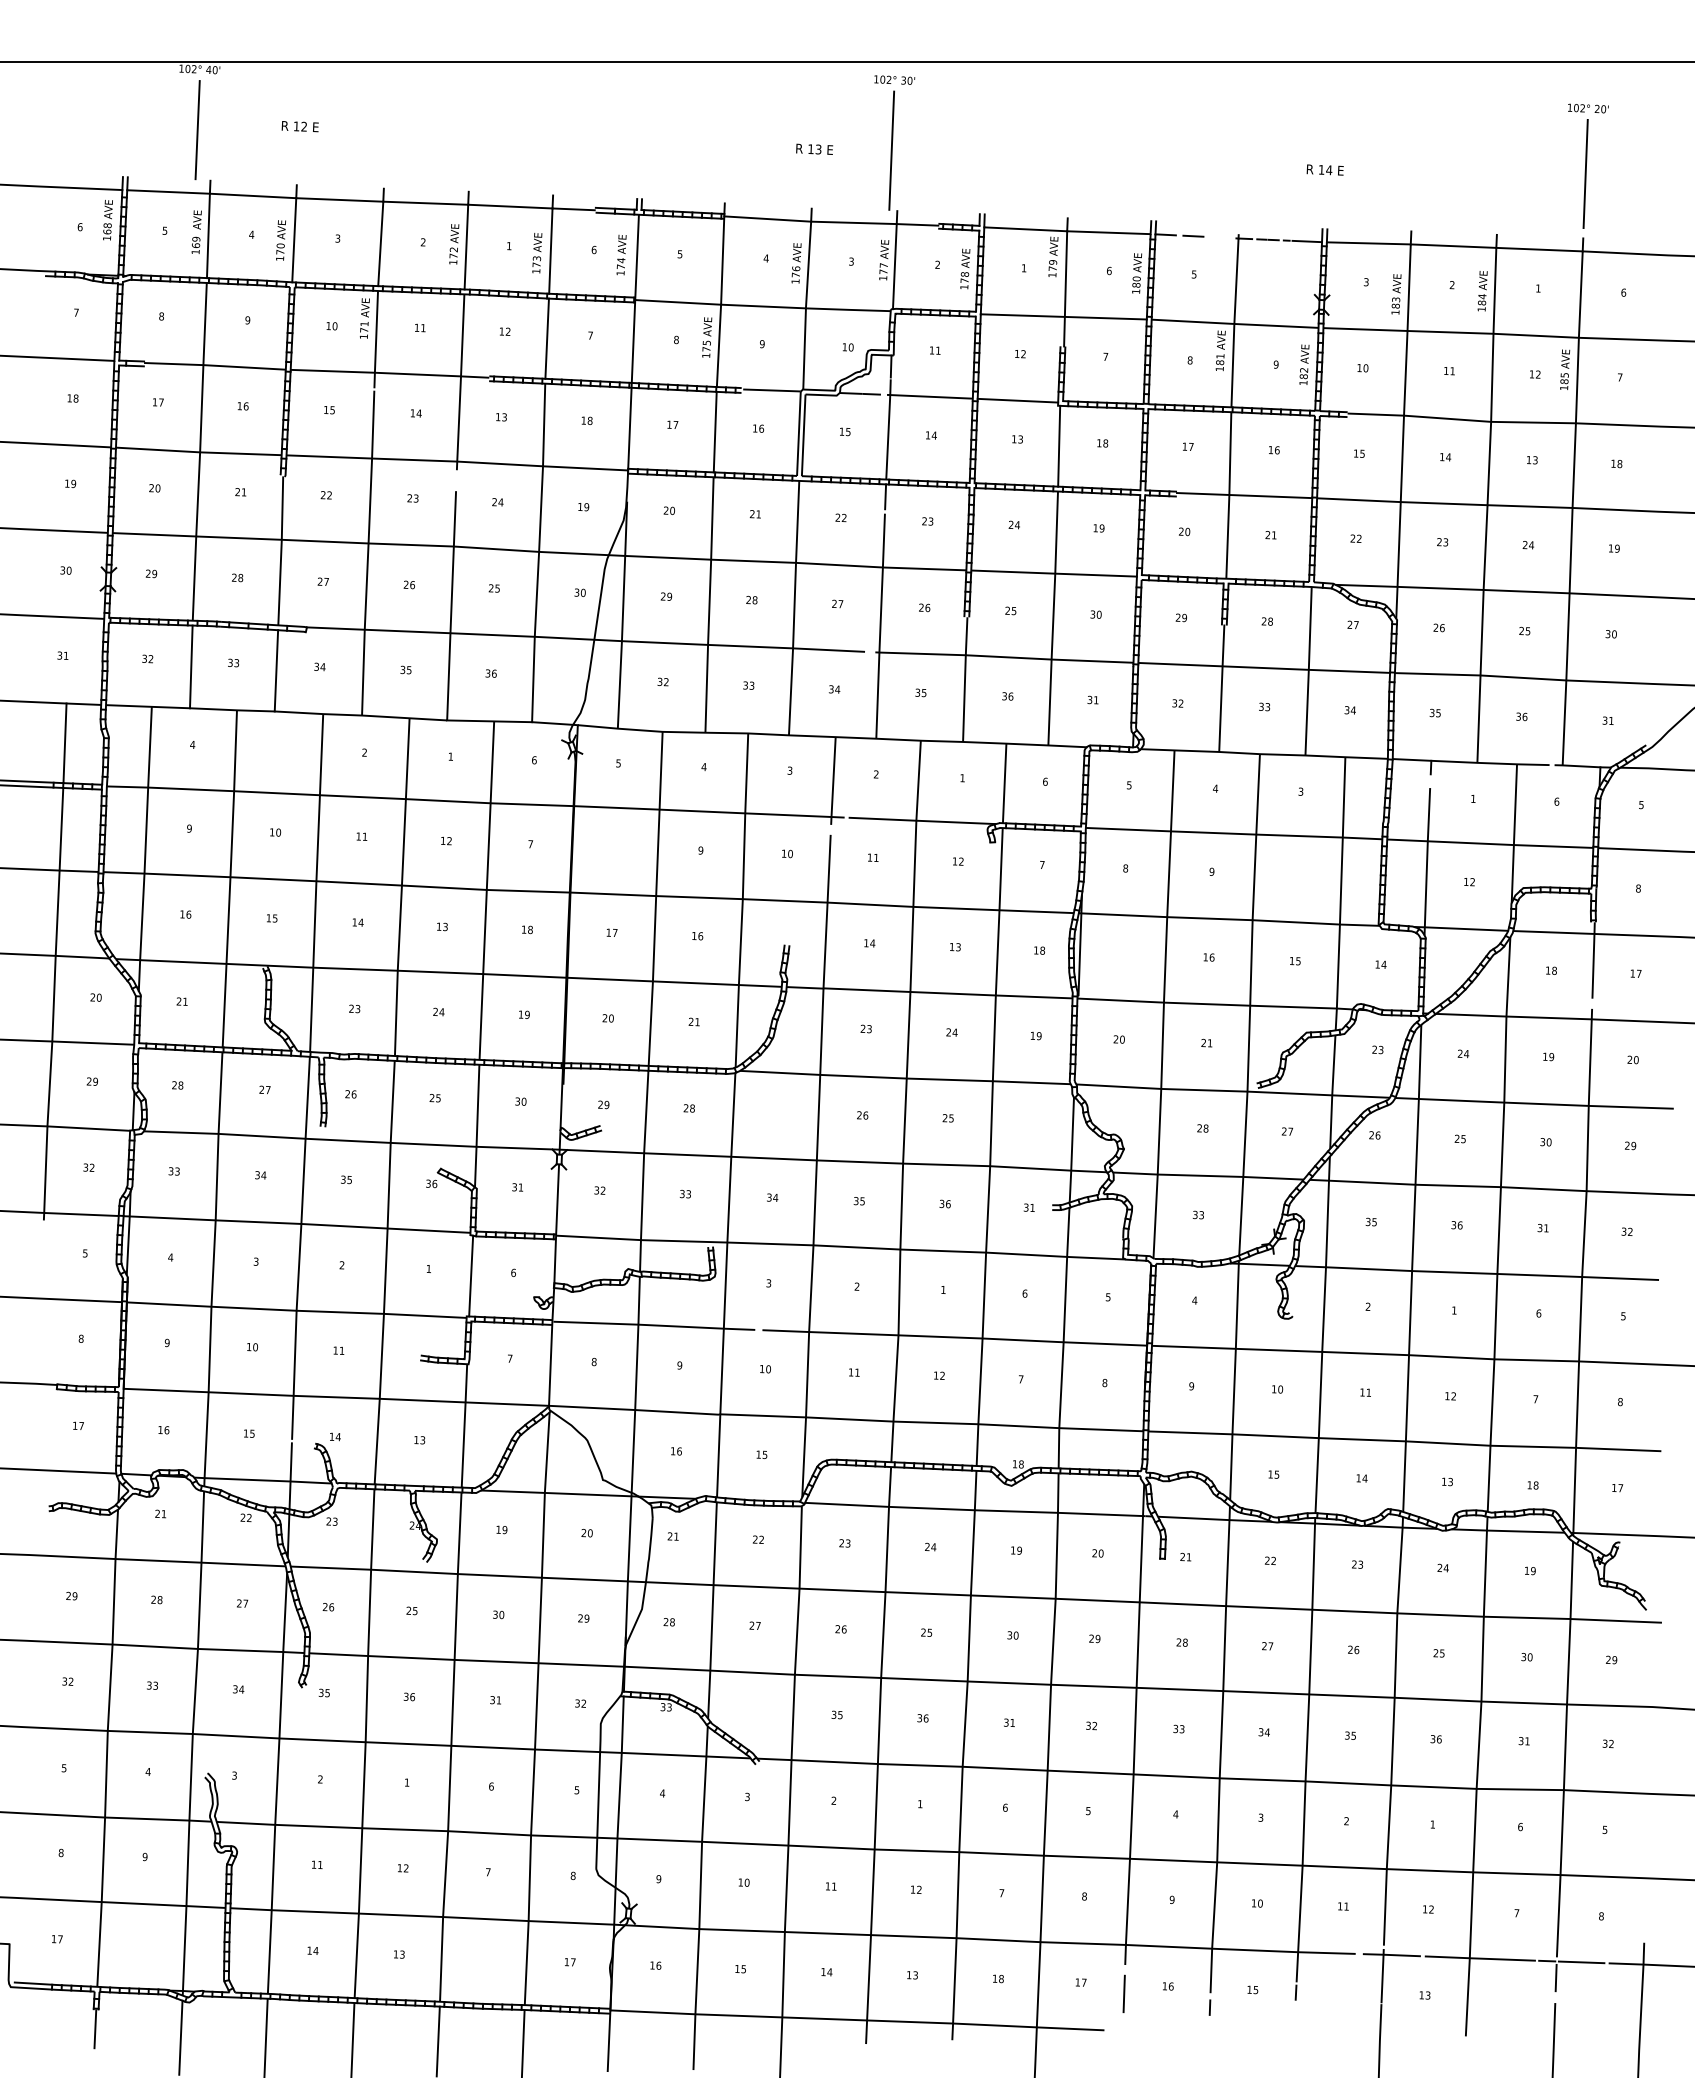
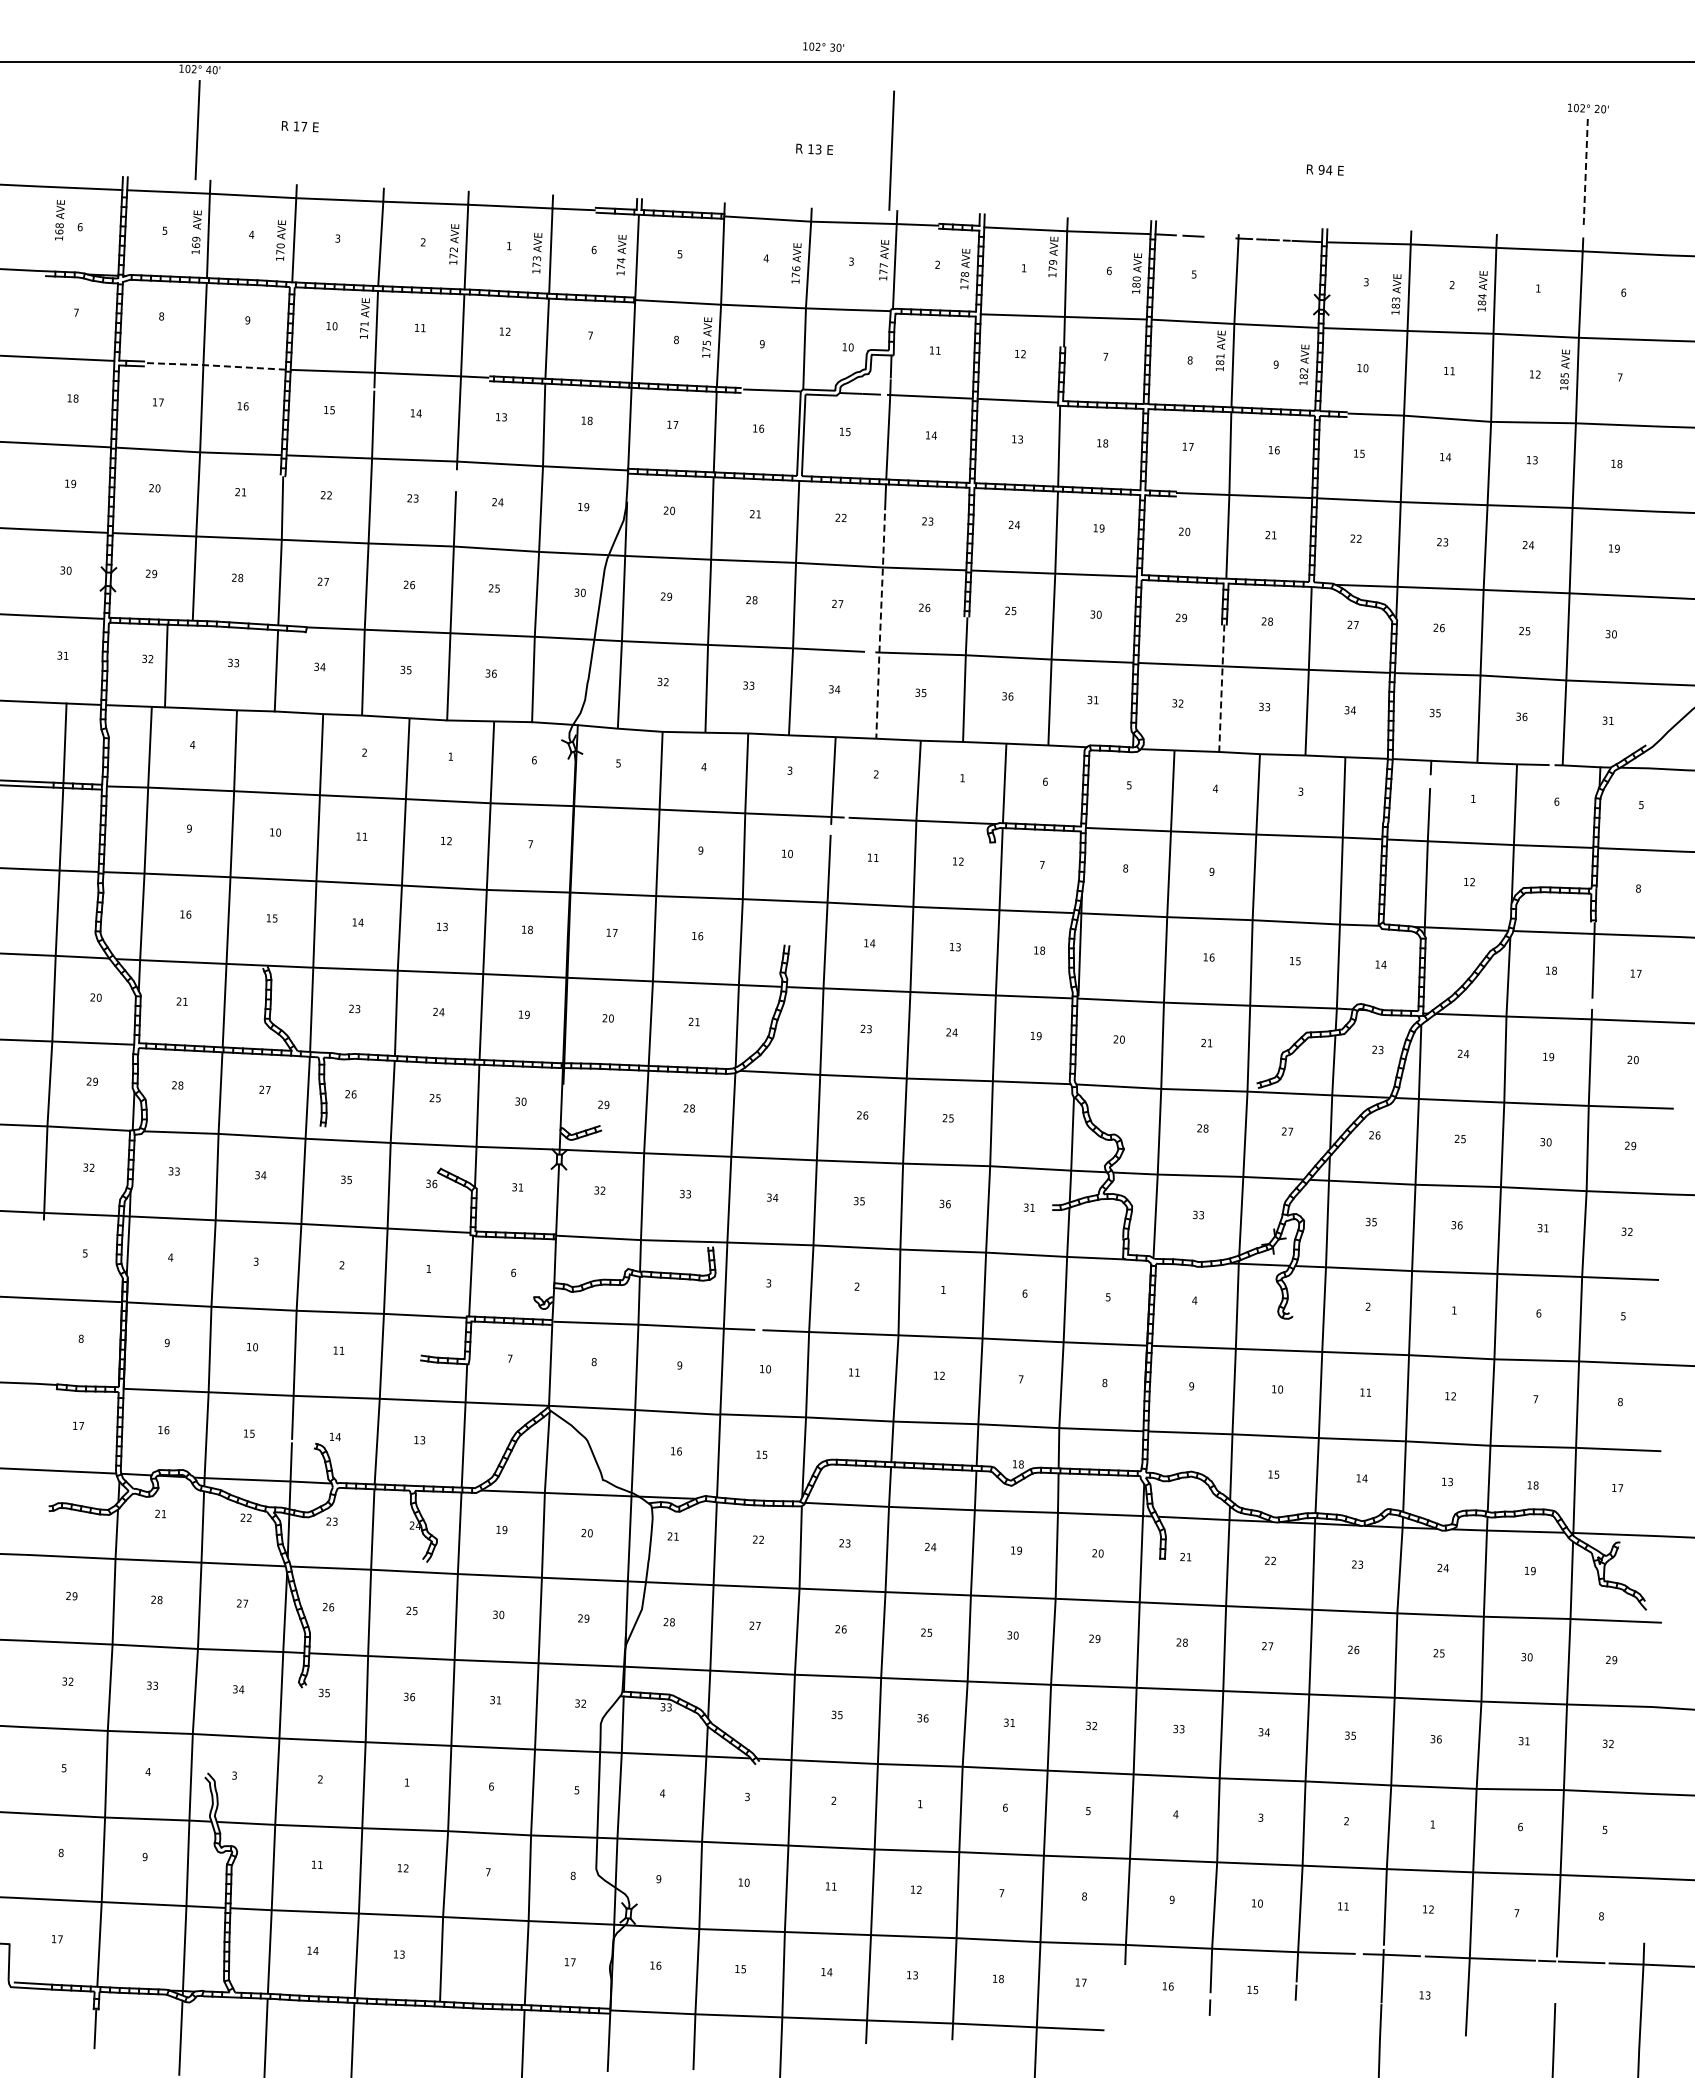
text position: (894, 79) -> (823, 46) (823, 46)
text: 12 -> 17 (304, 126)
text: 14 -> 94 (1321, 169)
line: solid -> dashed (1585, 174)
text position: (107, 220) -> (59, 220) (59, 220)
line: solid -> dashed (214, 365)
line: solid -> dashed (880, 626)
line position: (191, 666) -> (166, 665) (166, 665)
line: solid -> dashed (1221, 688)
line: present -> none (1555, 1977)
line: present -> none (1123, 1993)
line: present -> none (437, 2040)
